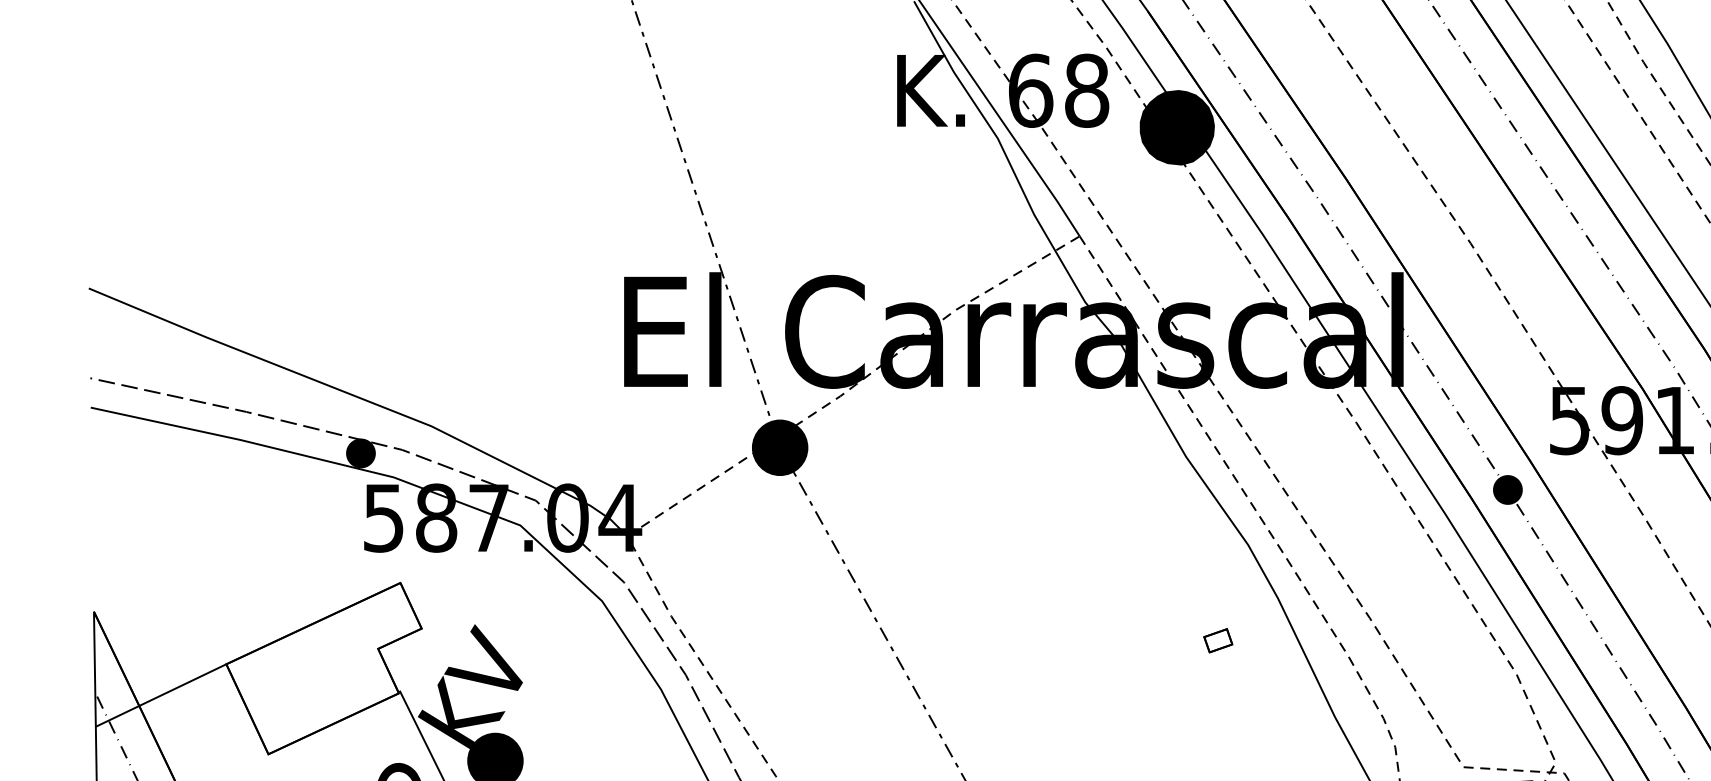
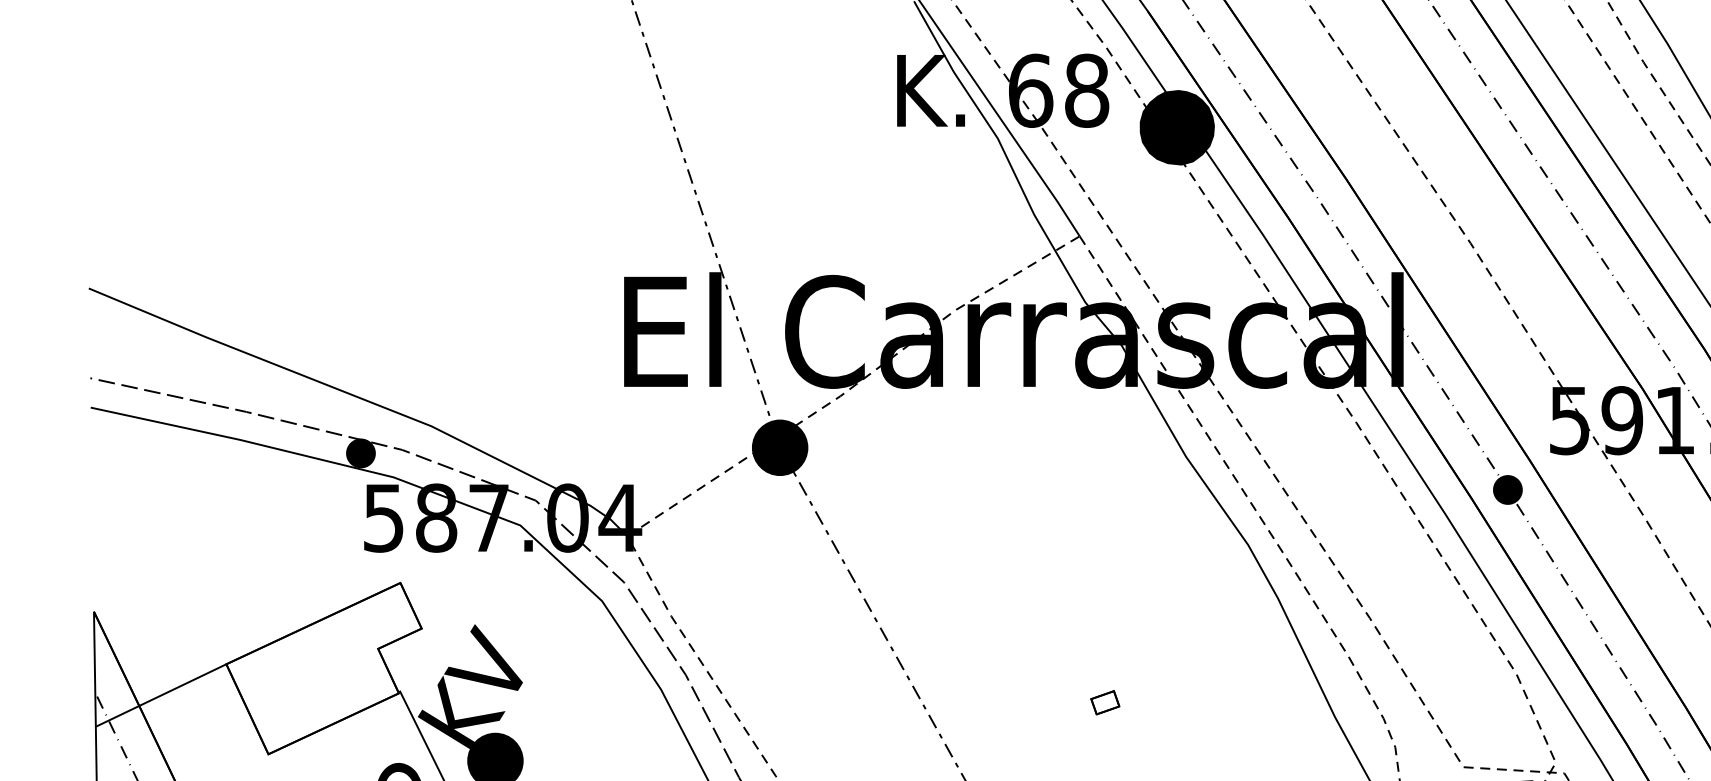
part position: (1218, 640) -> (1105, 702) (1105, 702)
